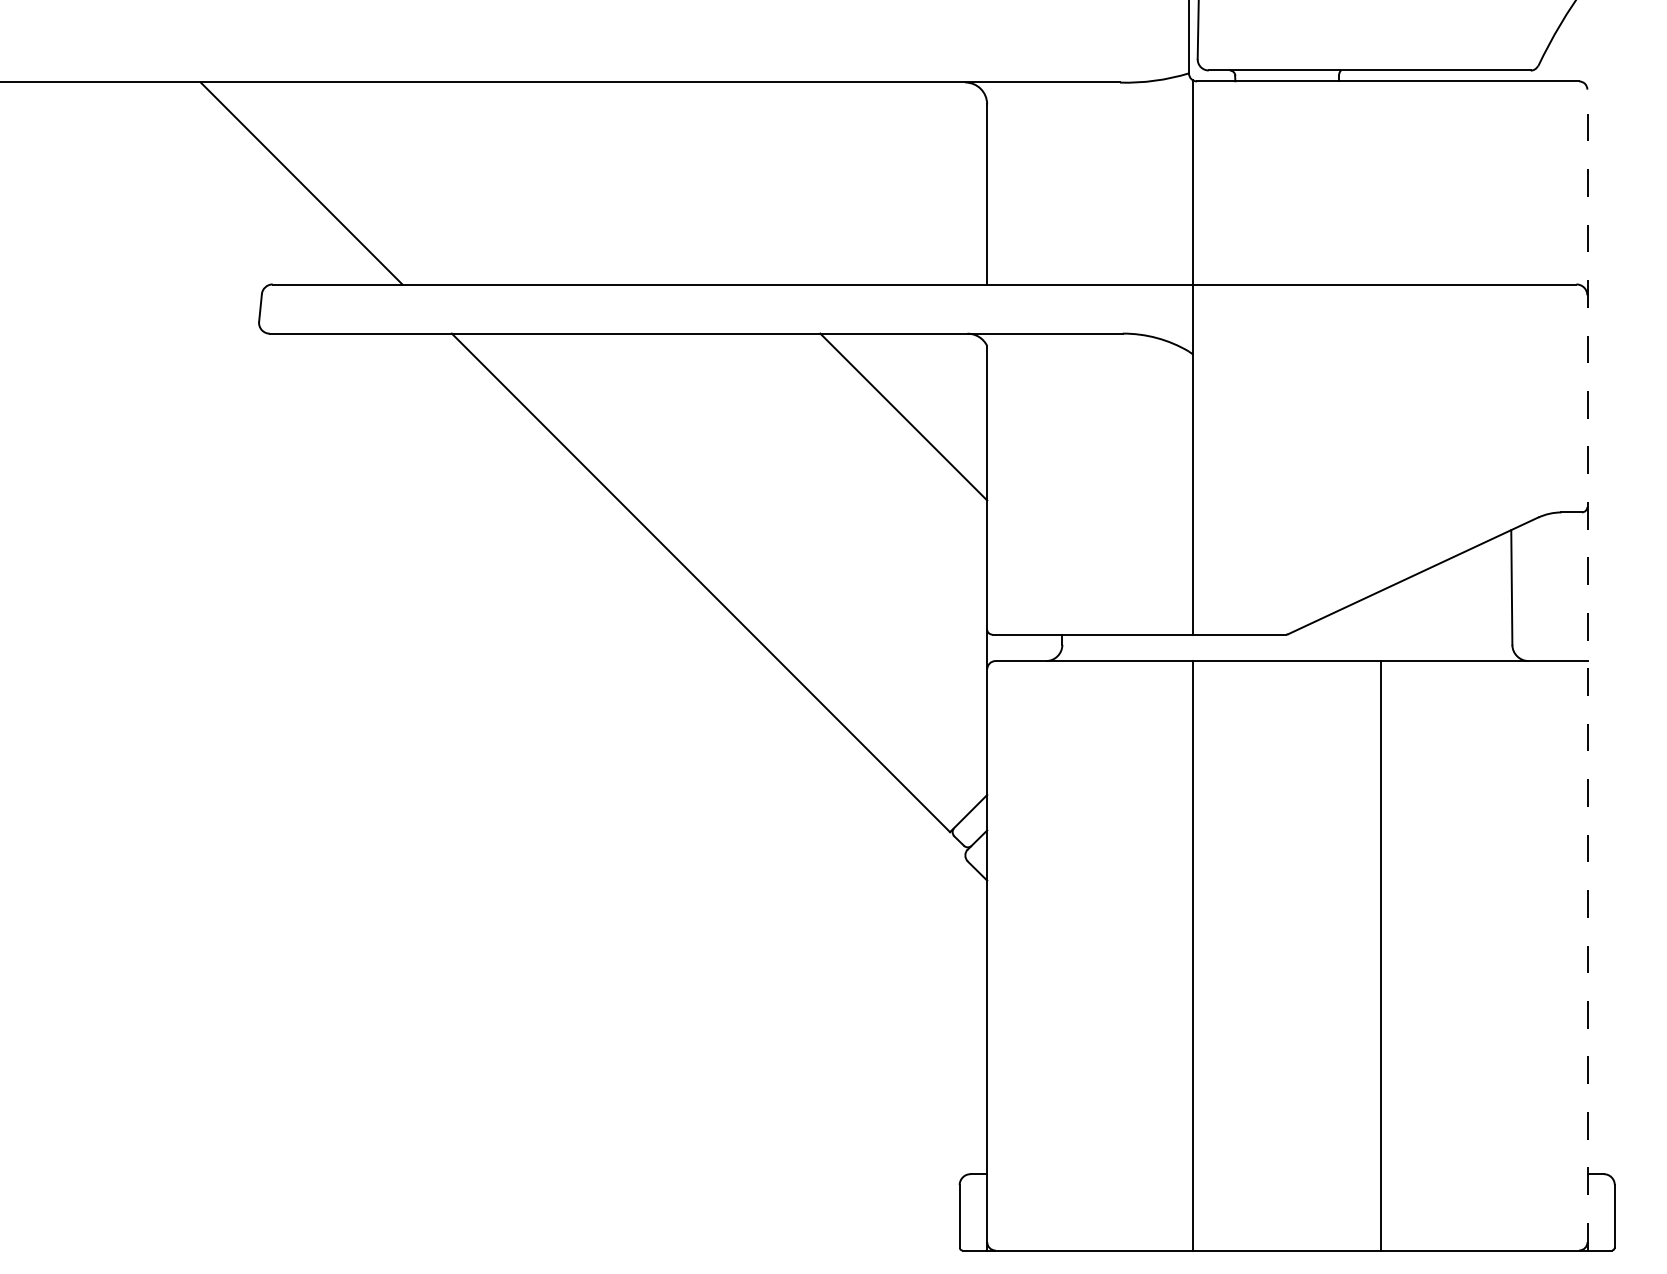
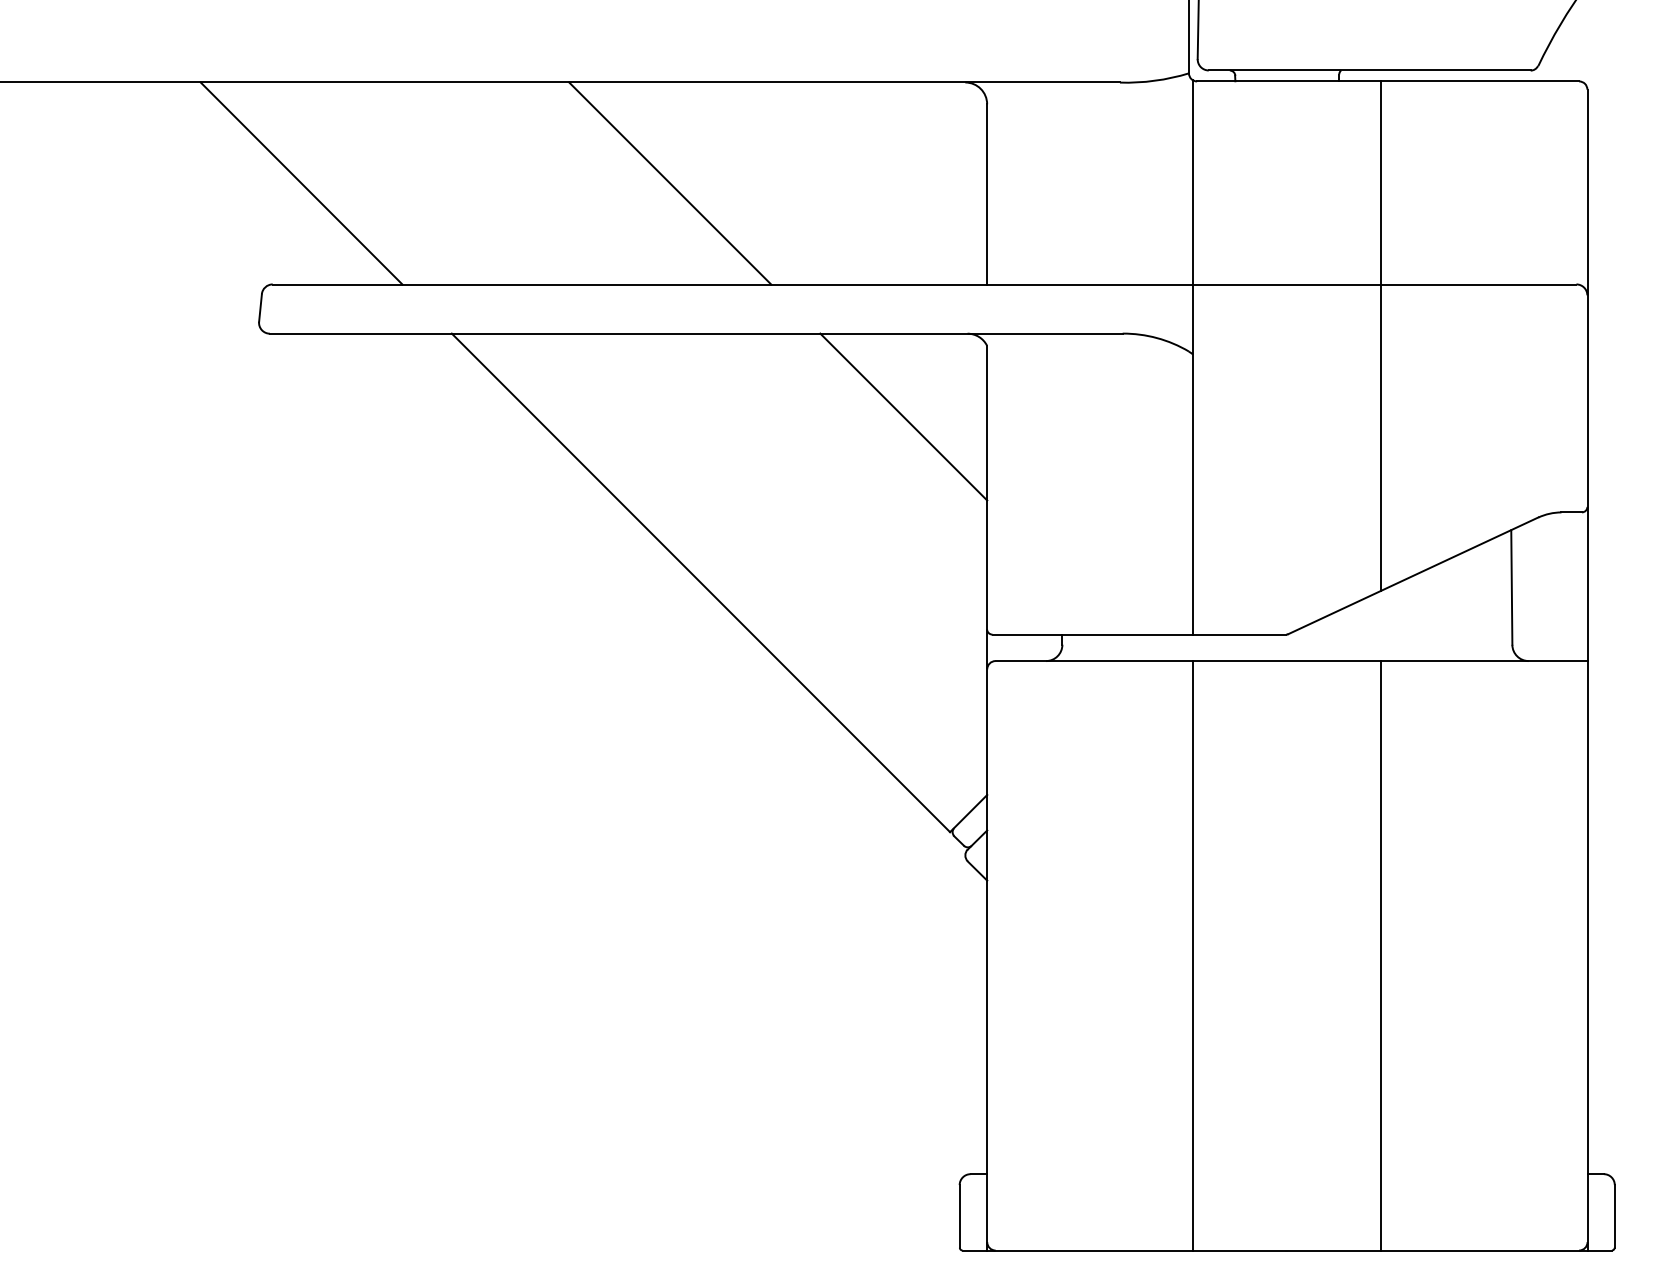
line: none -> present (670, 183)
line: none -> present (1381, 335)
line: dashed -> solid (1587, 669)
